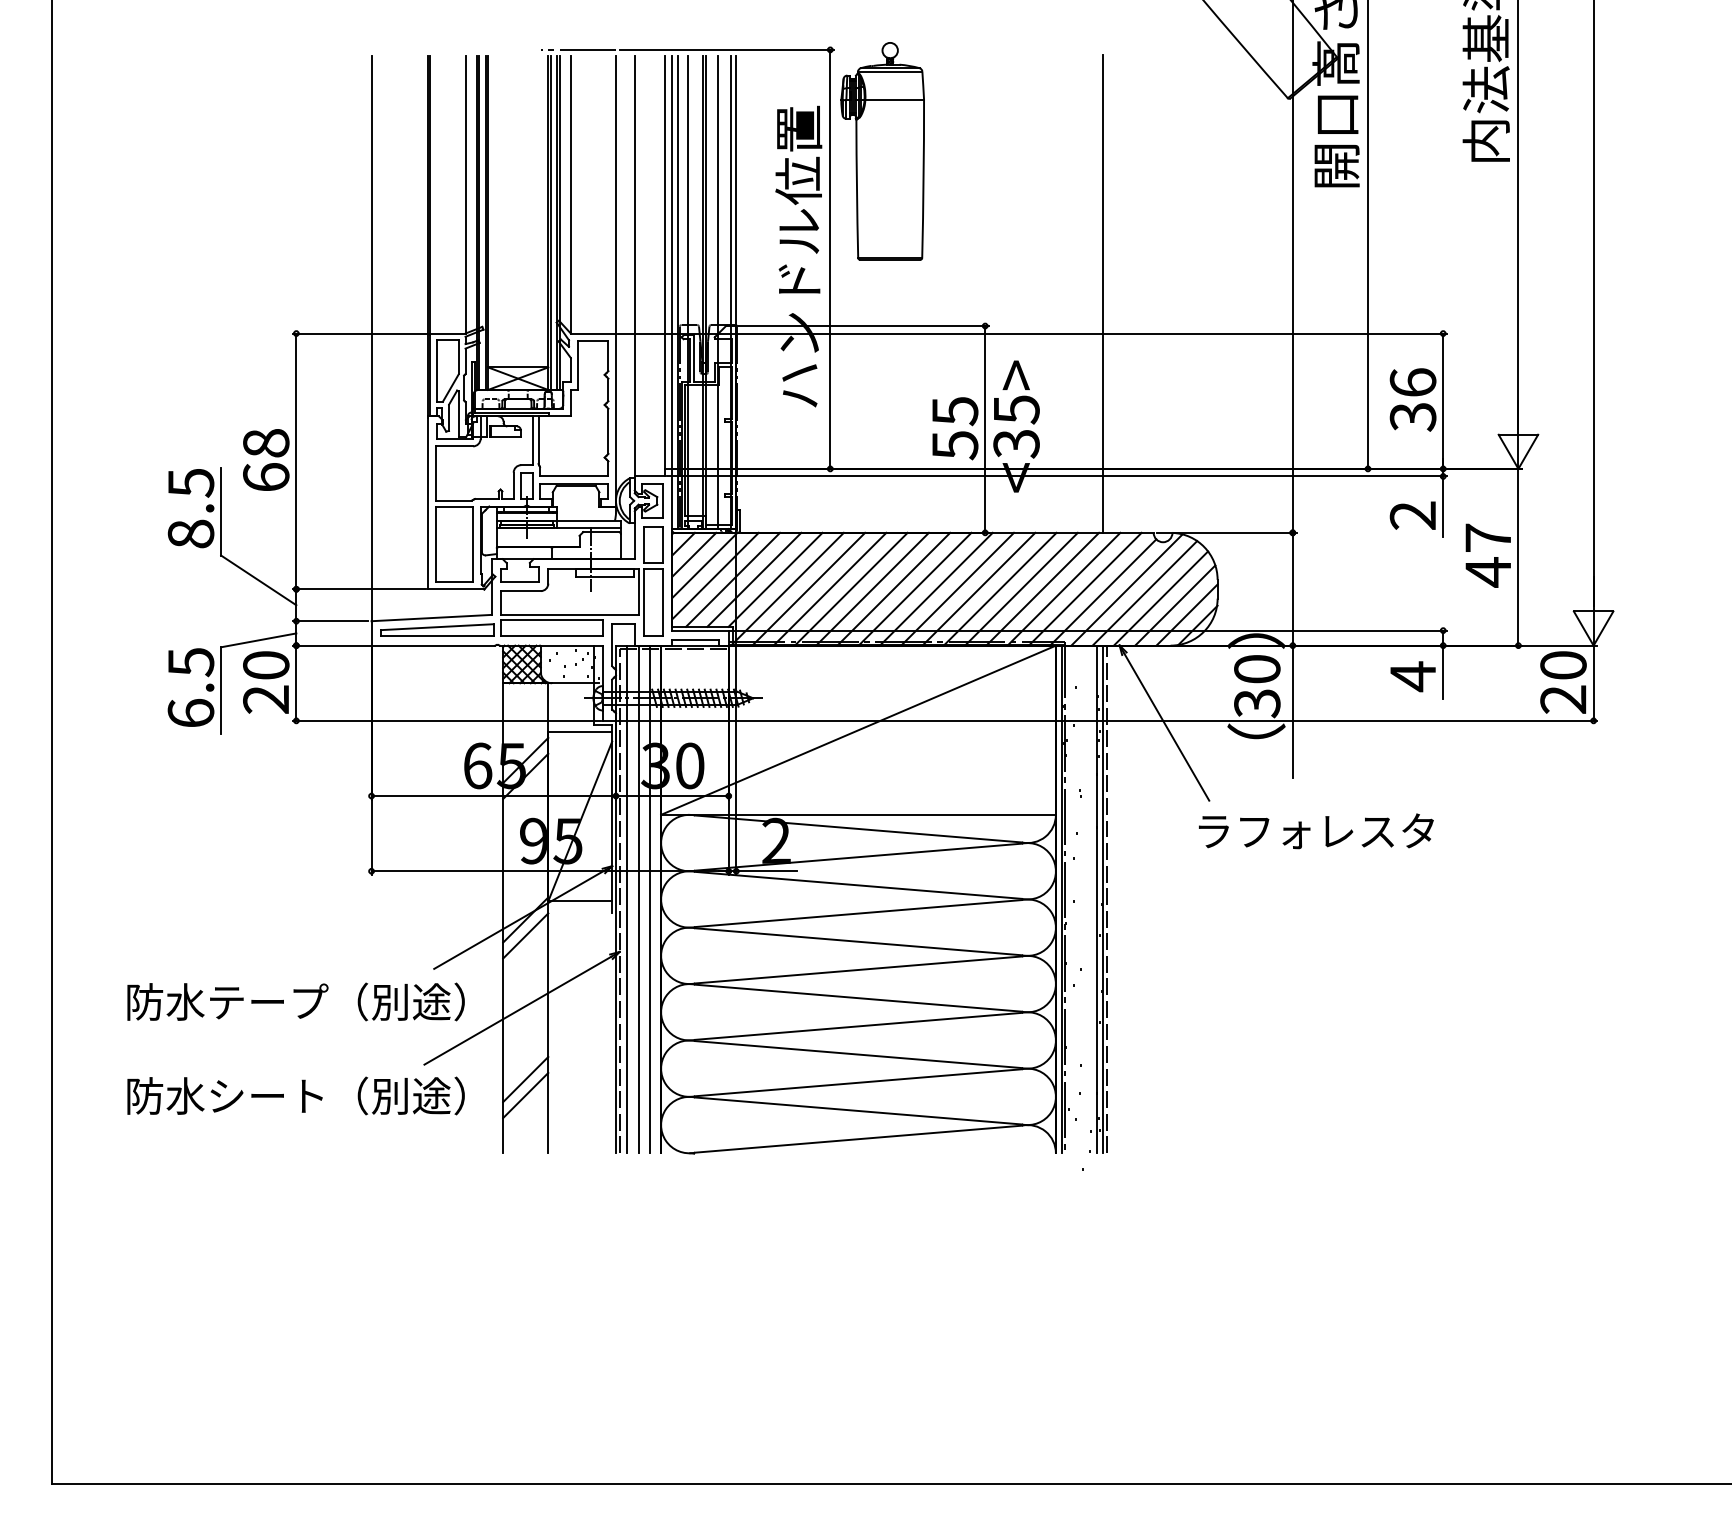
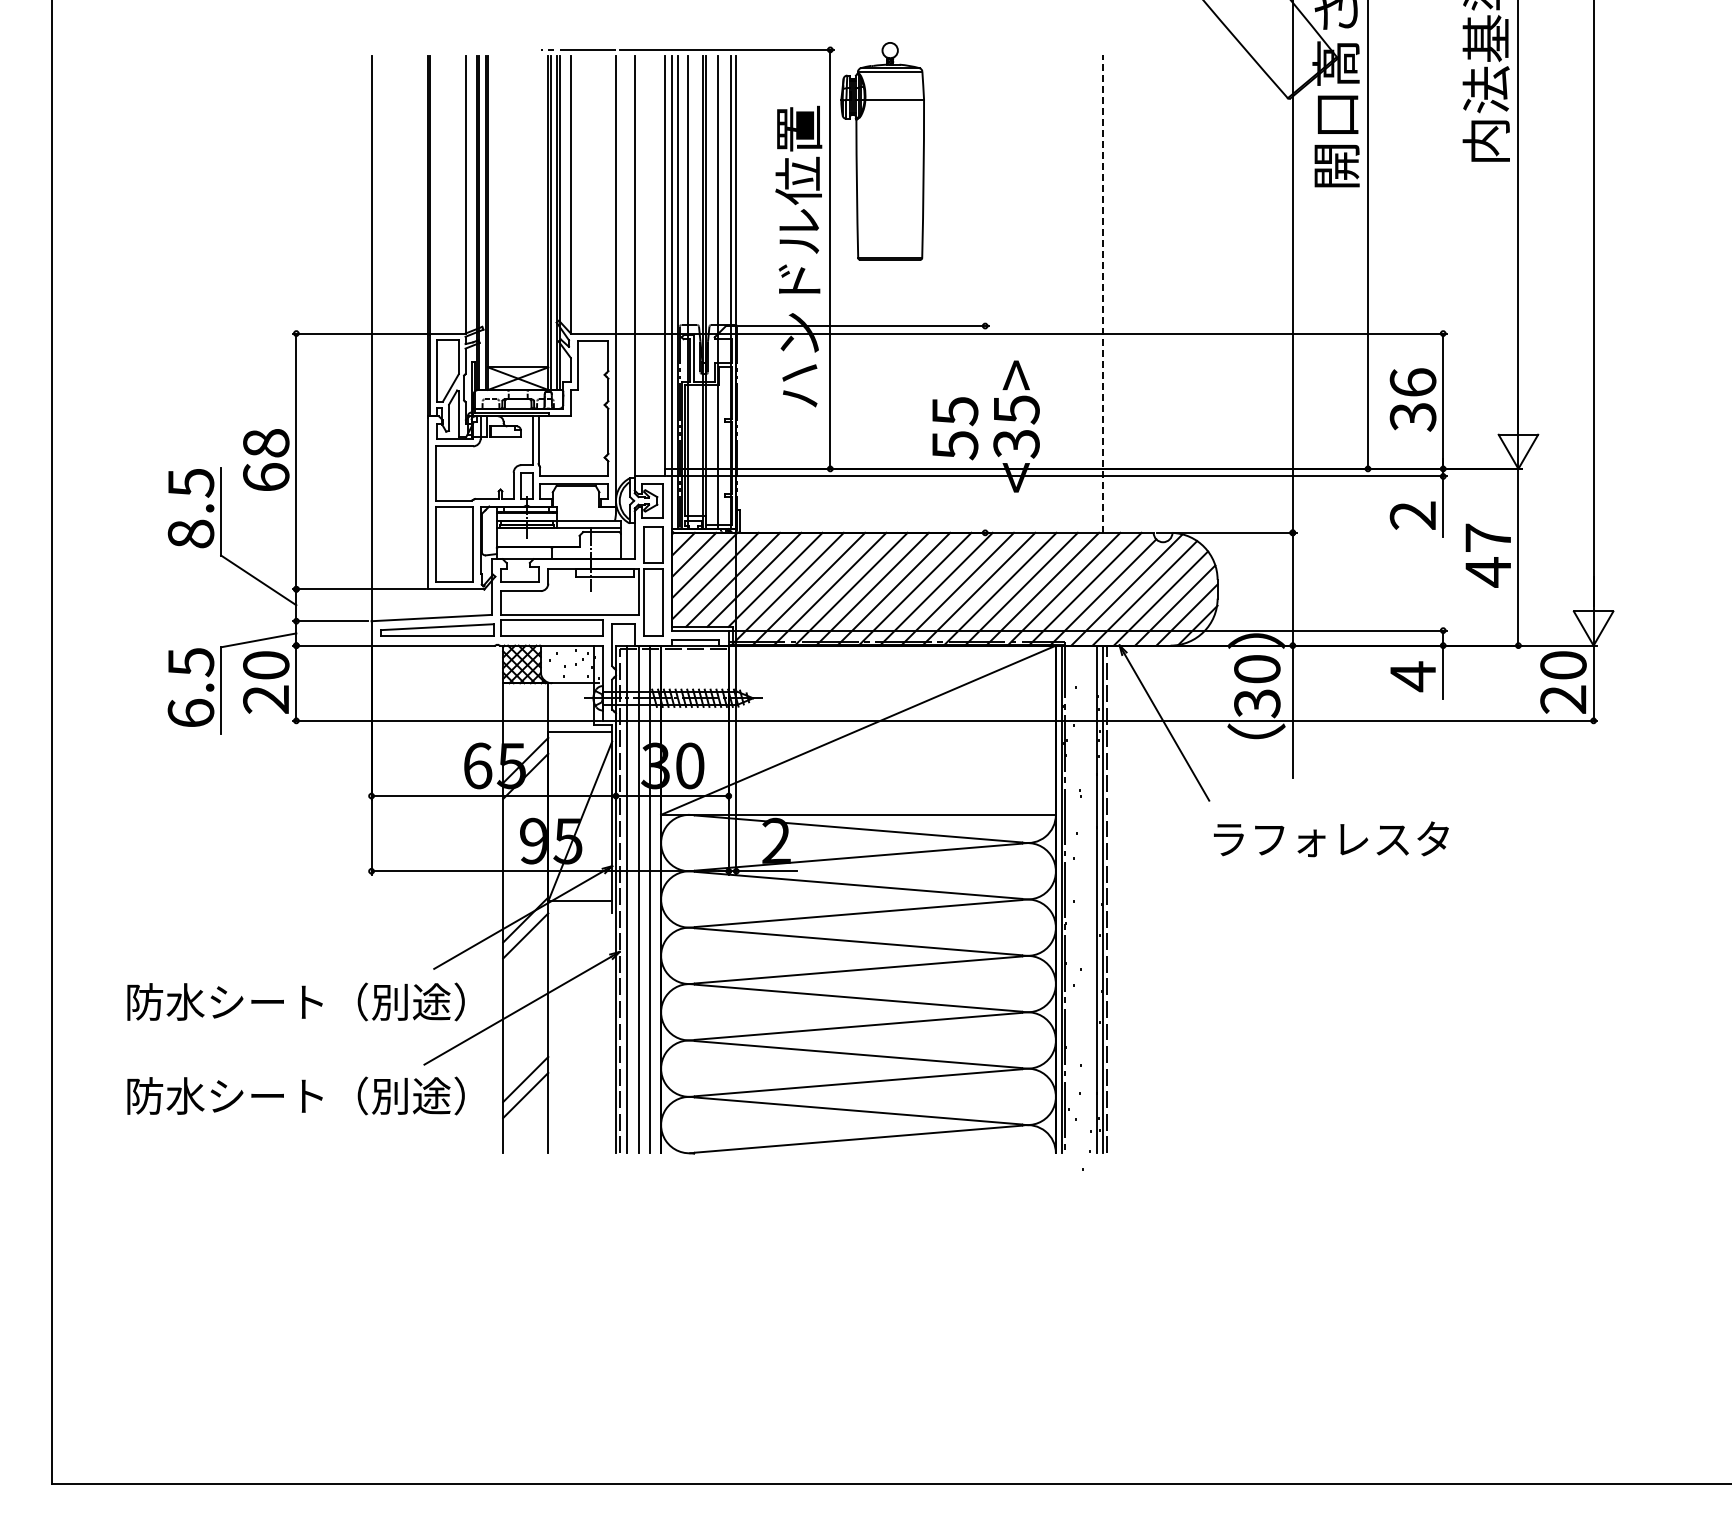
line: solid -> dashed (1102, 294)
line: present -> none (985, 429)
text position: (1316, 831) -> (1331, 839) (1331, 839)
text: 防水テープ（別途） -> 防水シート（別途） (269, 1001)
